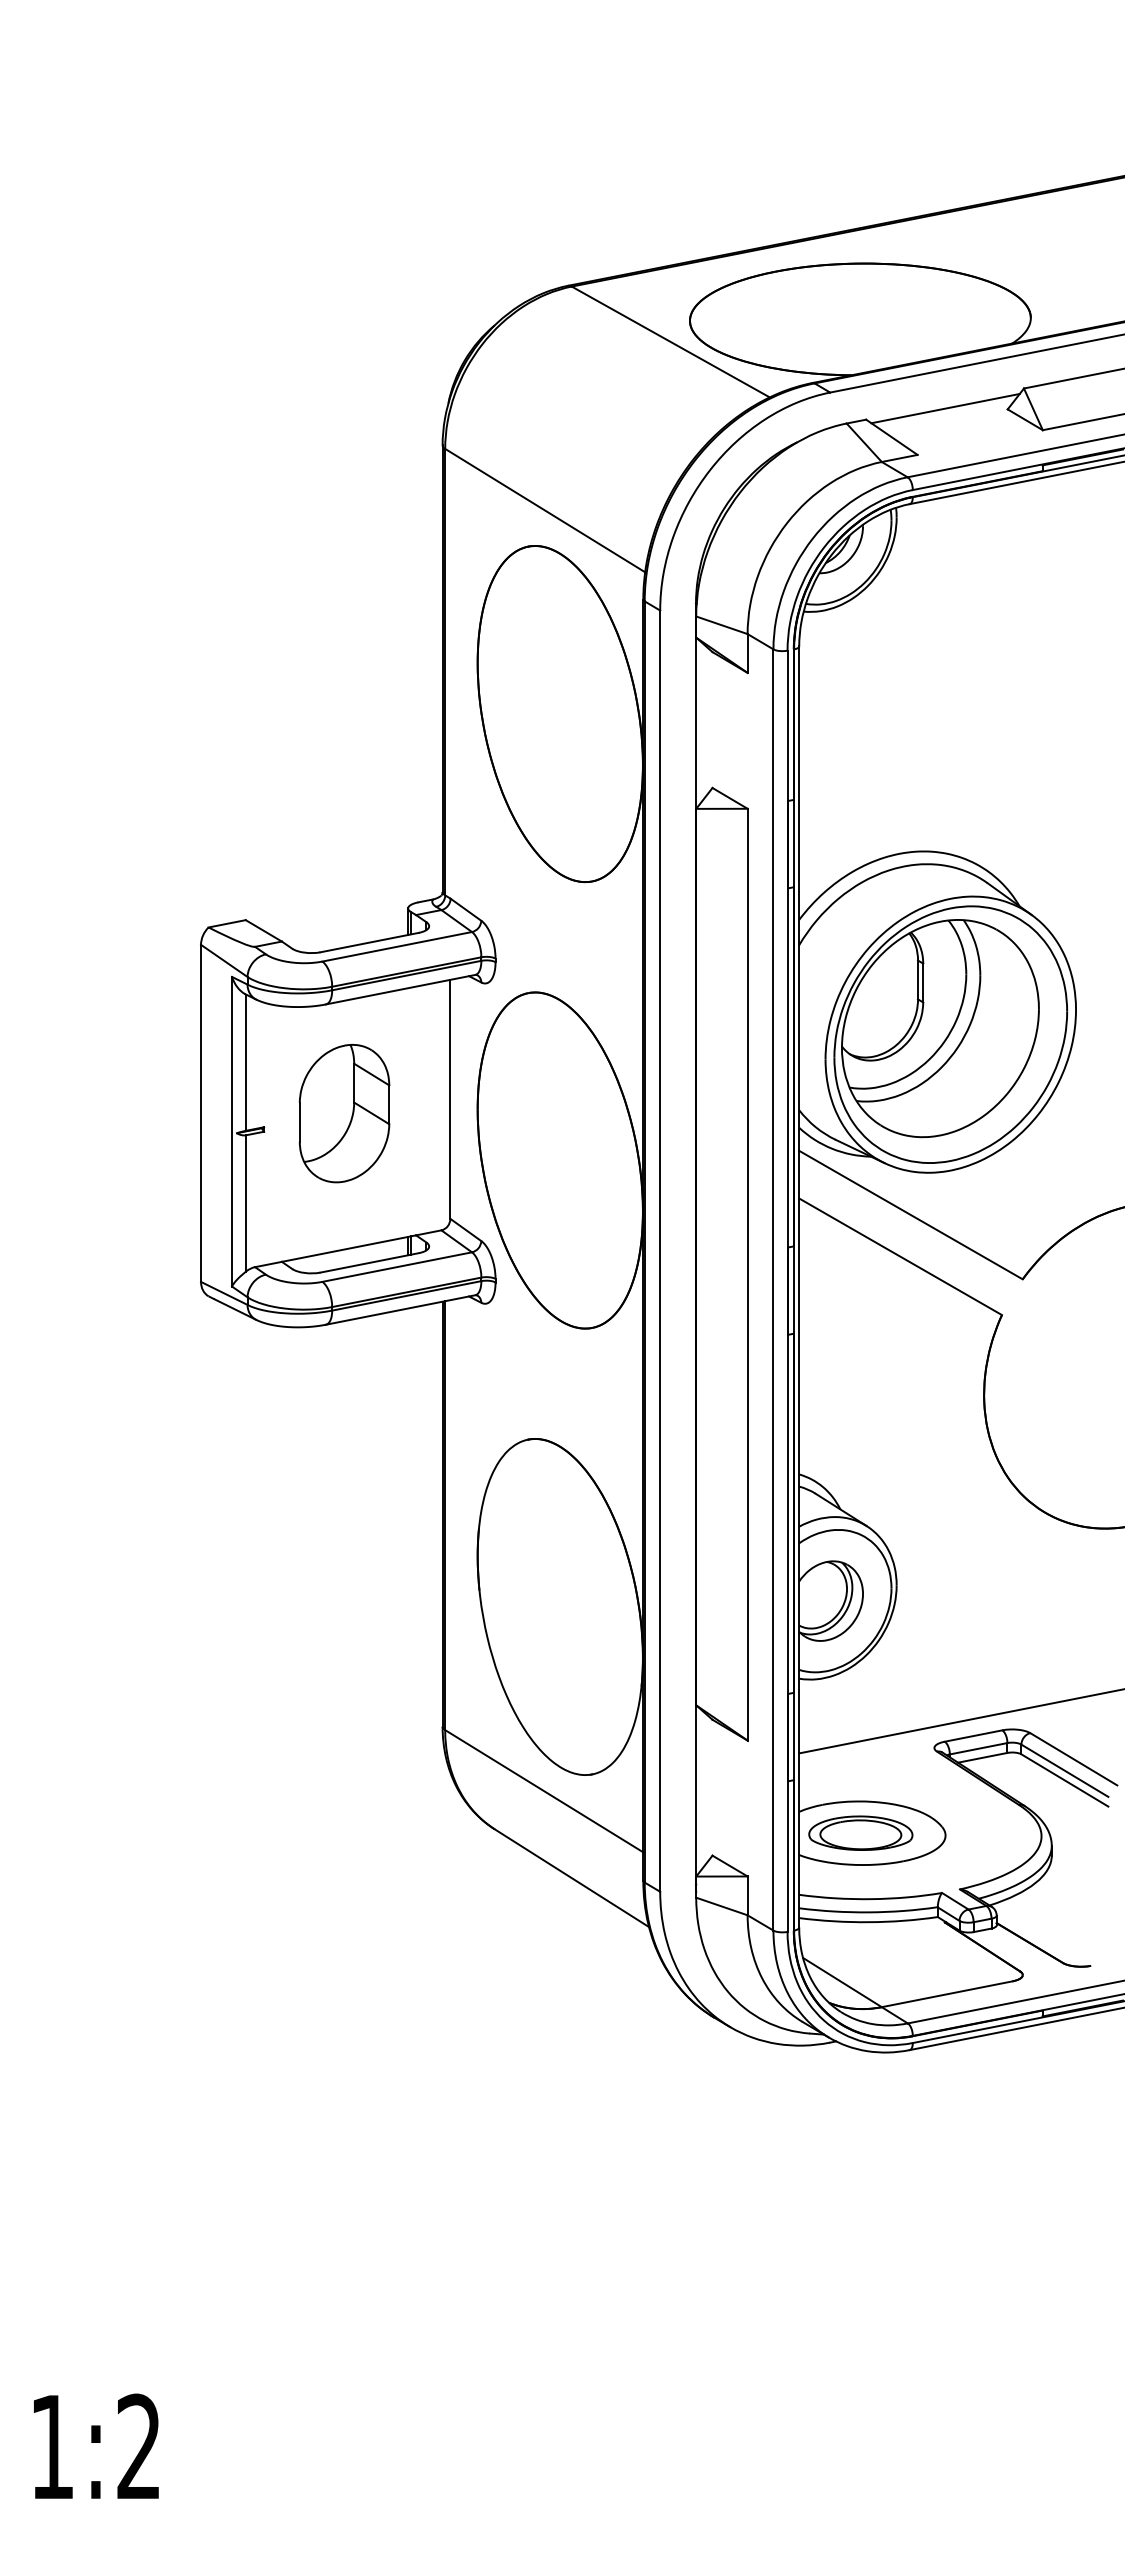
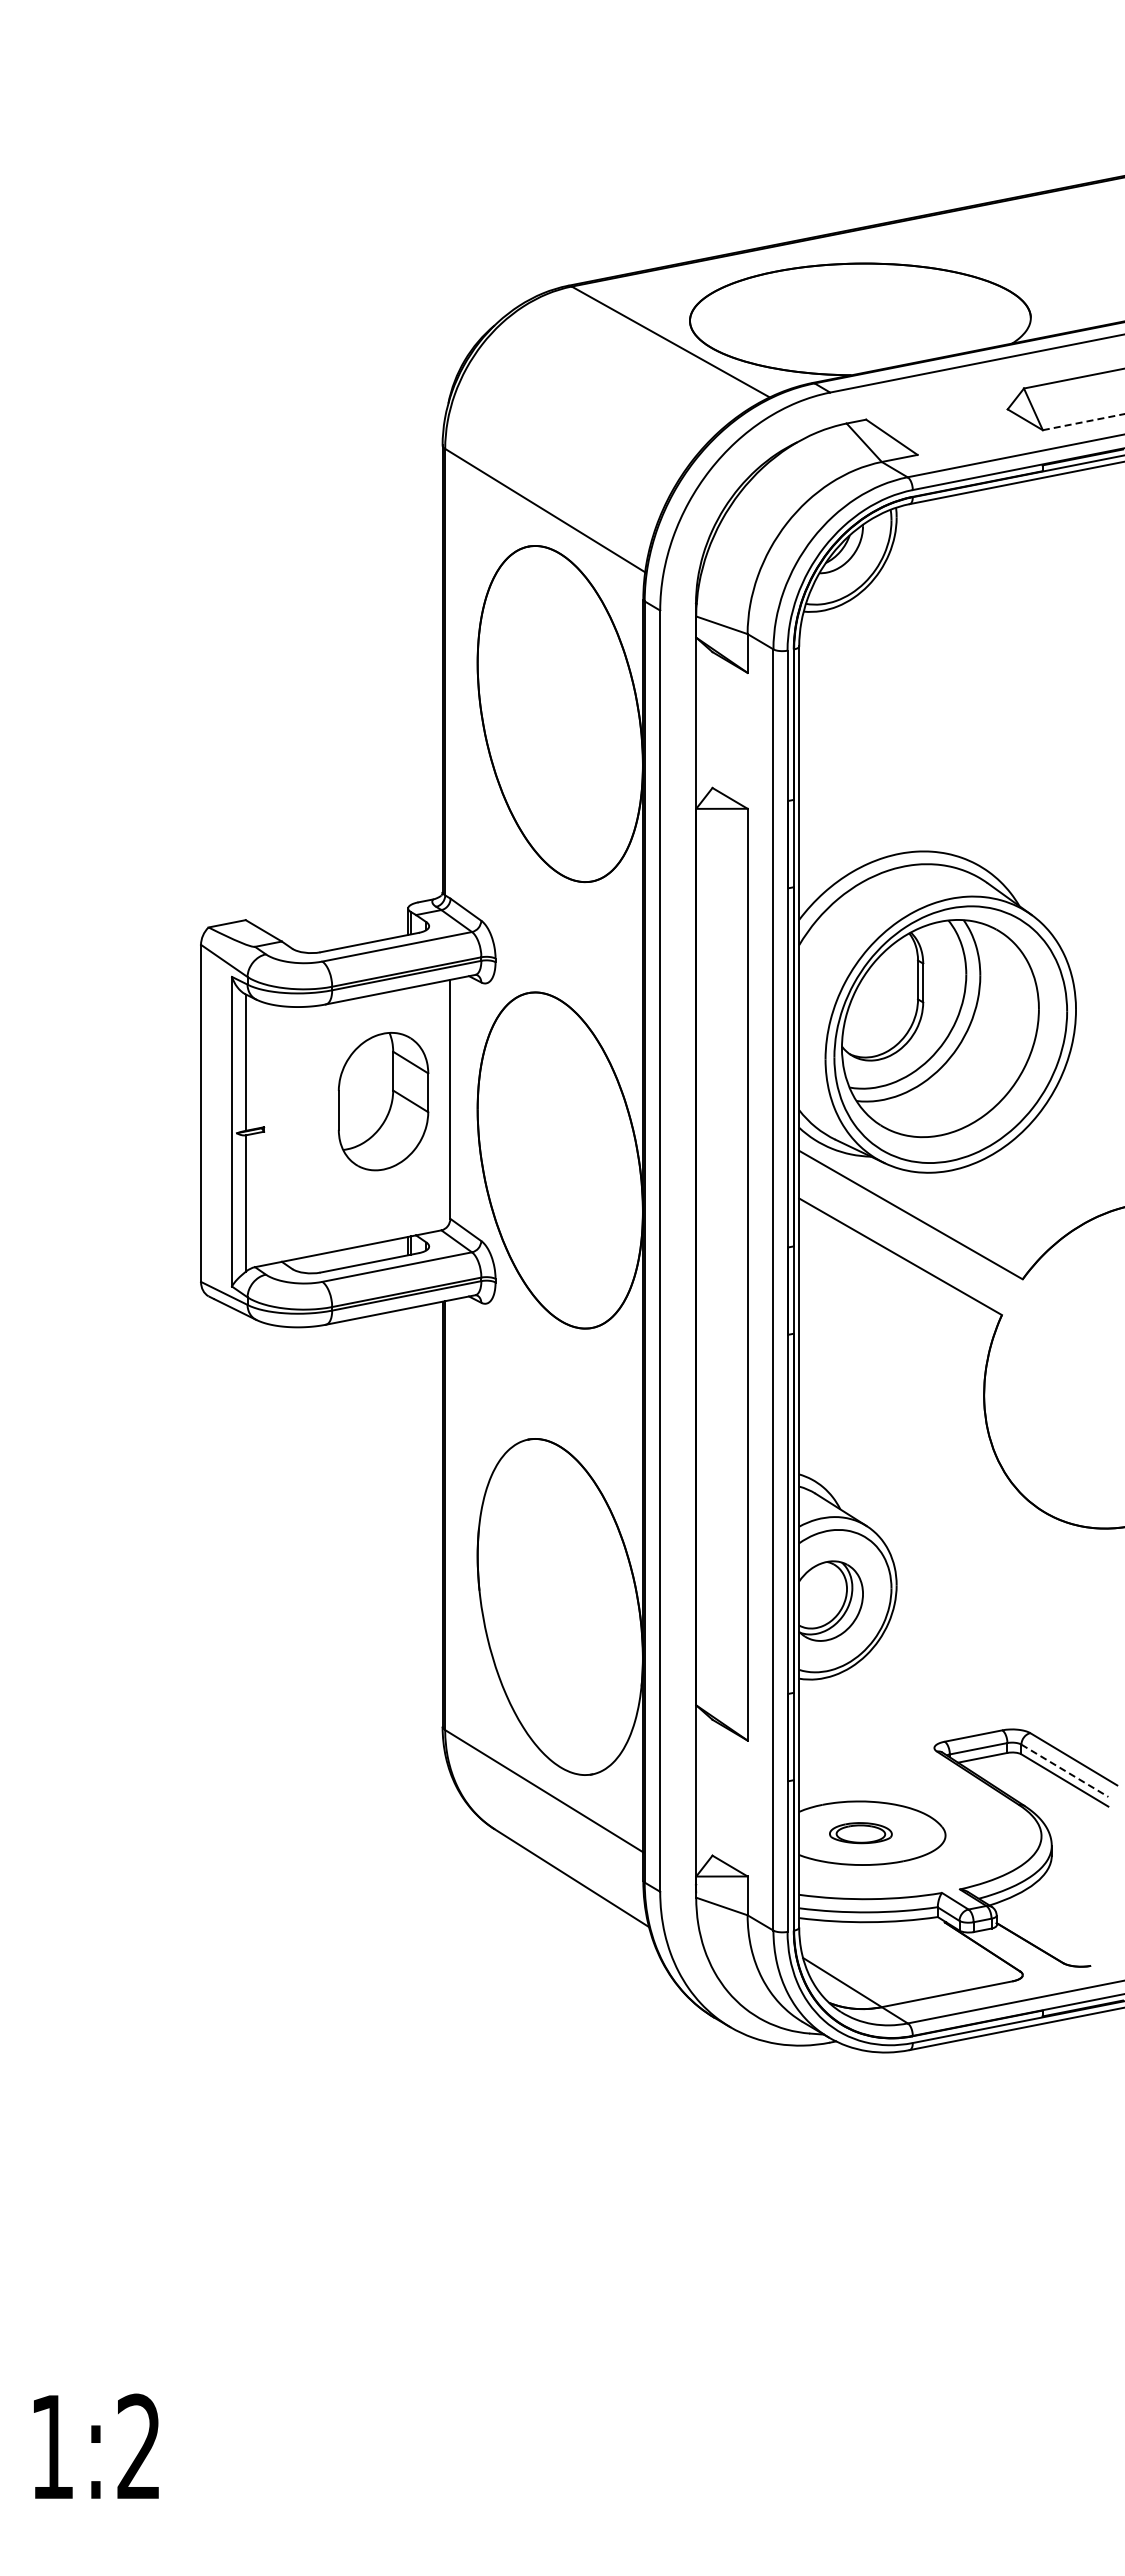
line: present -> none (945, 408)
line: solid -> dashed (1084, 422)
part position: (344, 1113) -> (383, 1101) (383, 1101)
line: present -> none (960, 1721)
line: solid -> dashed (1064, 1770)
part size: 106x36 px -> 64x23 px (860, 1833)
